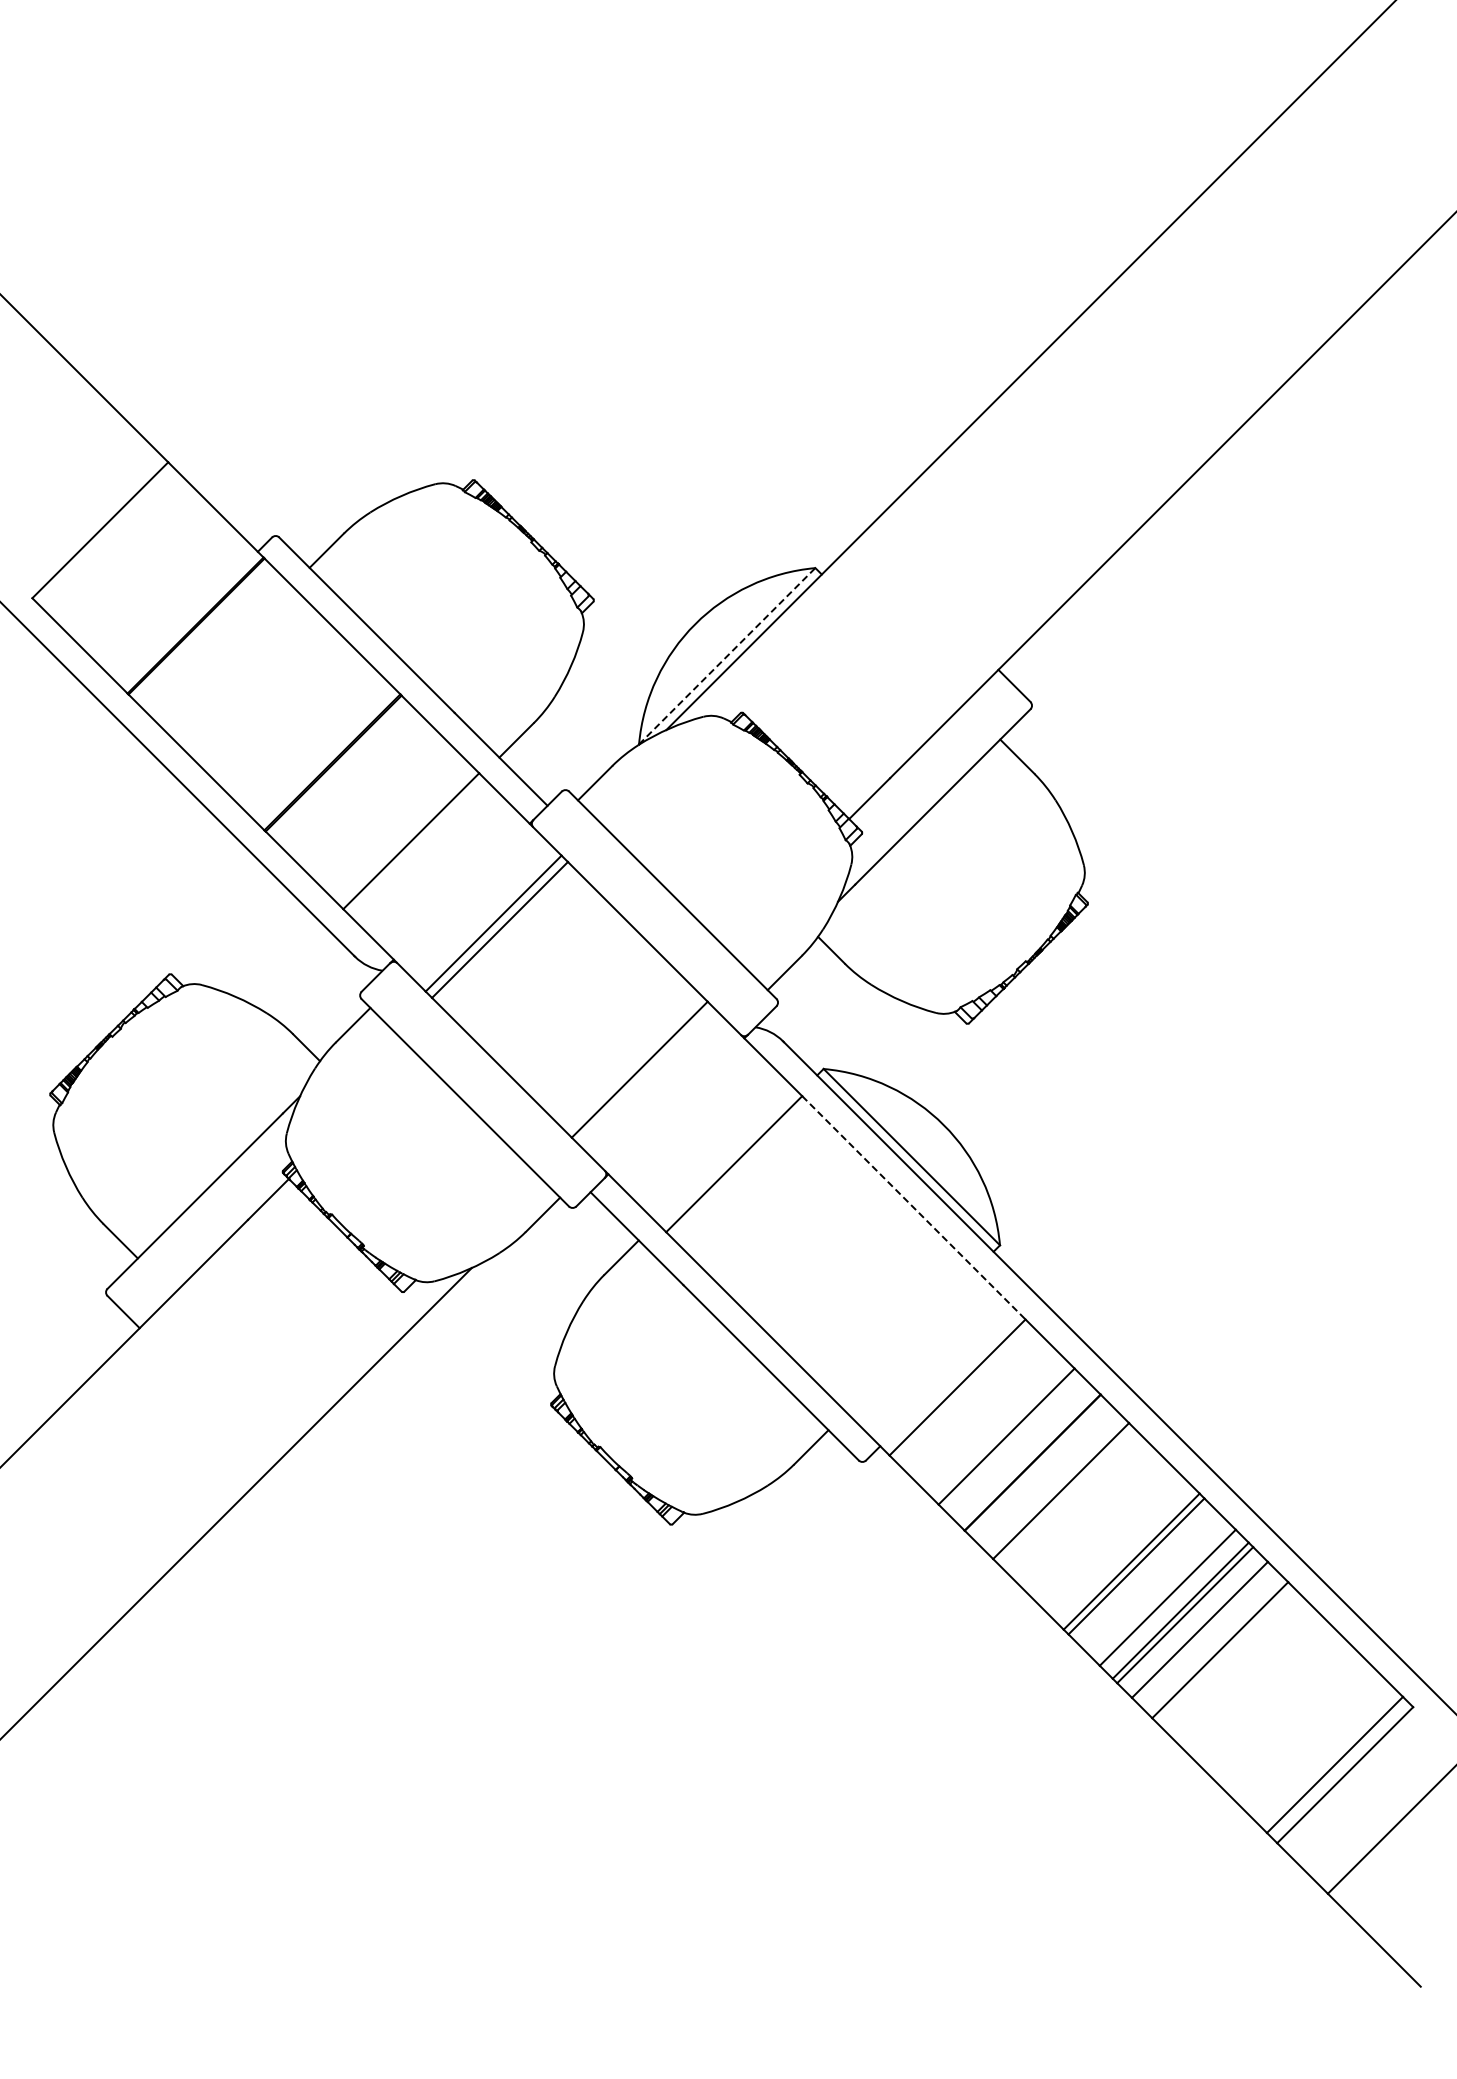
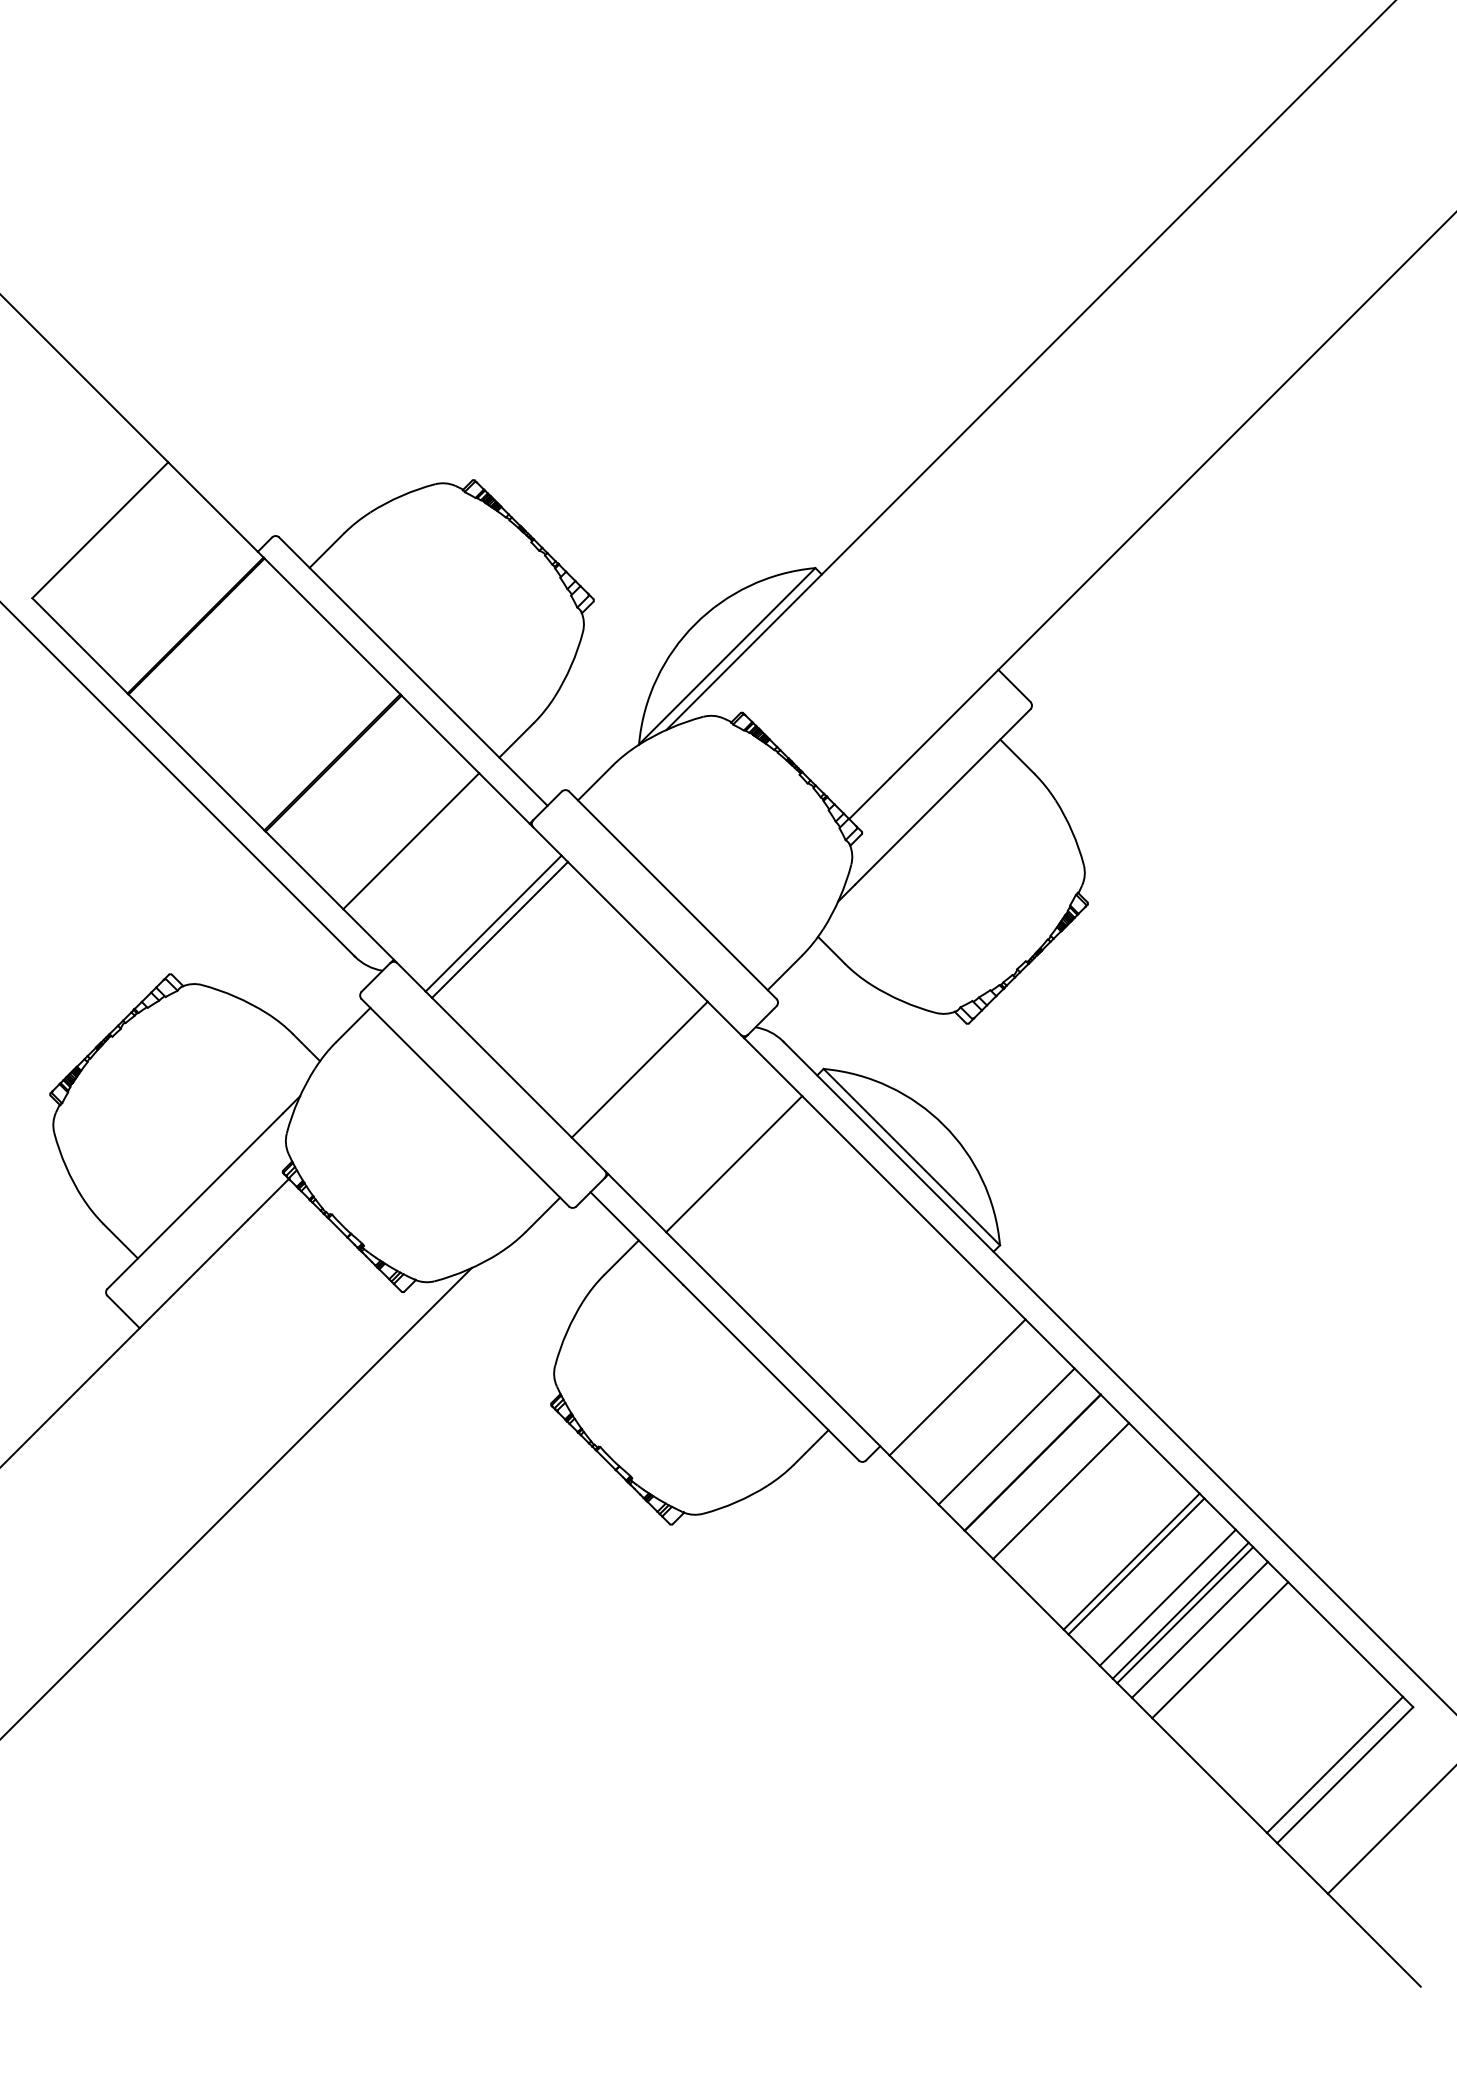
line: dashed -> solid (727, 656)
line: dashed -> solid (913, 1207)
